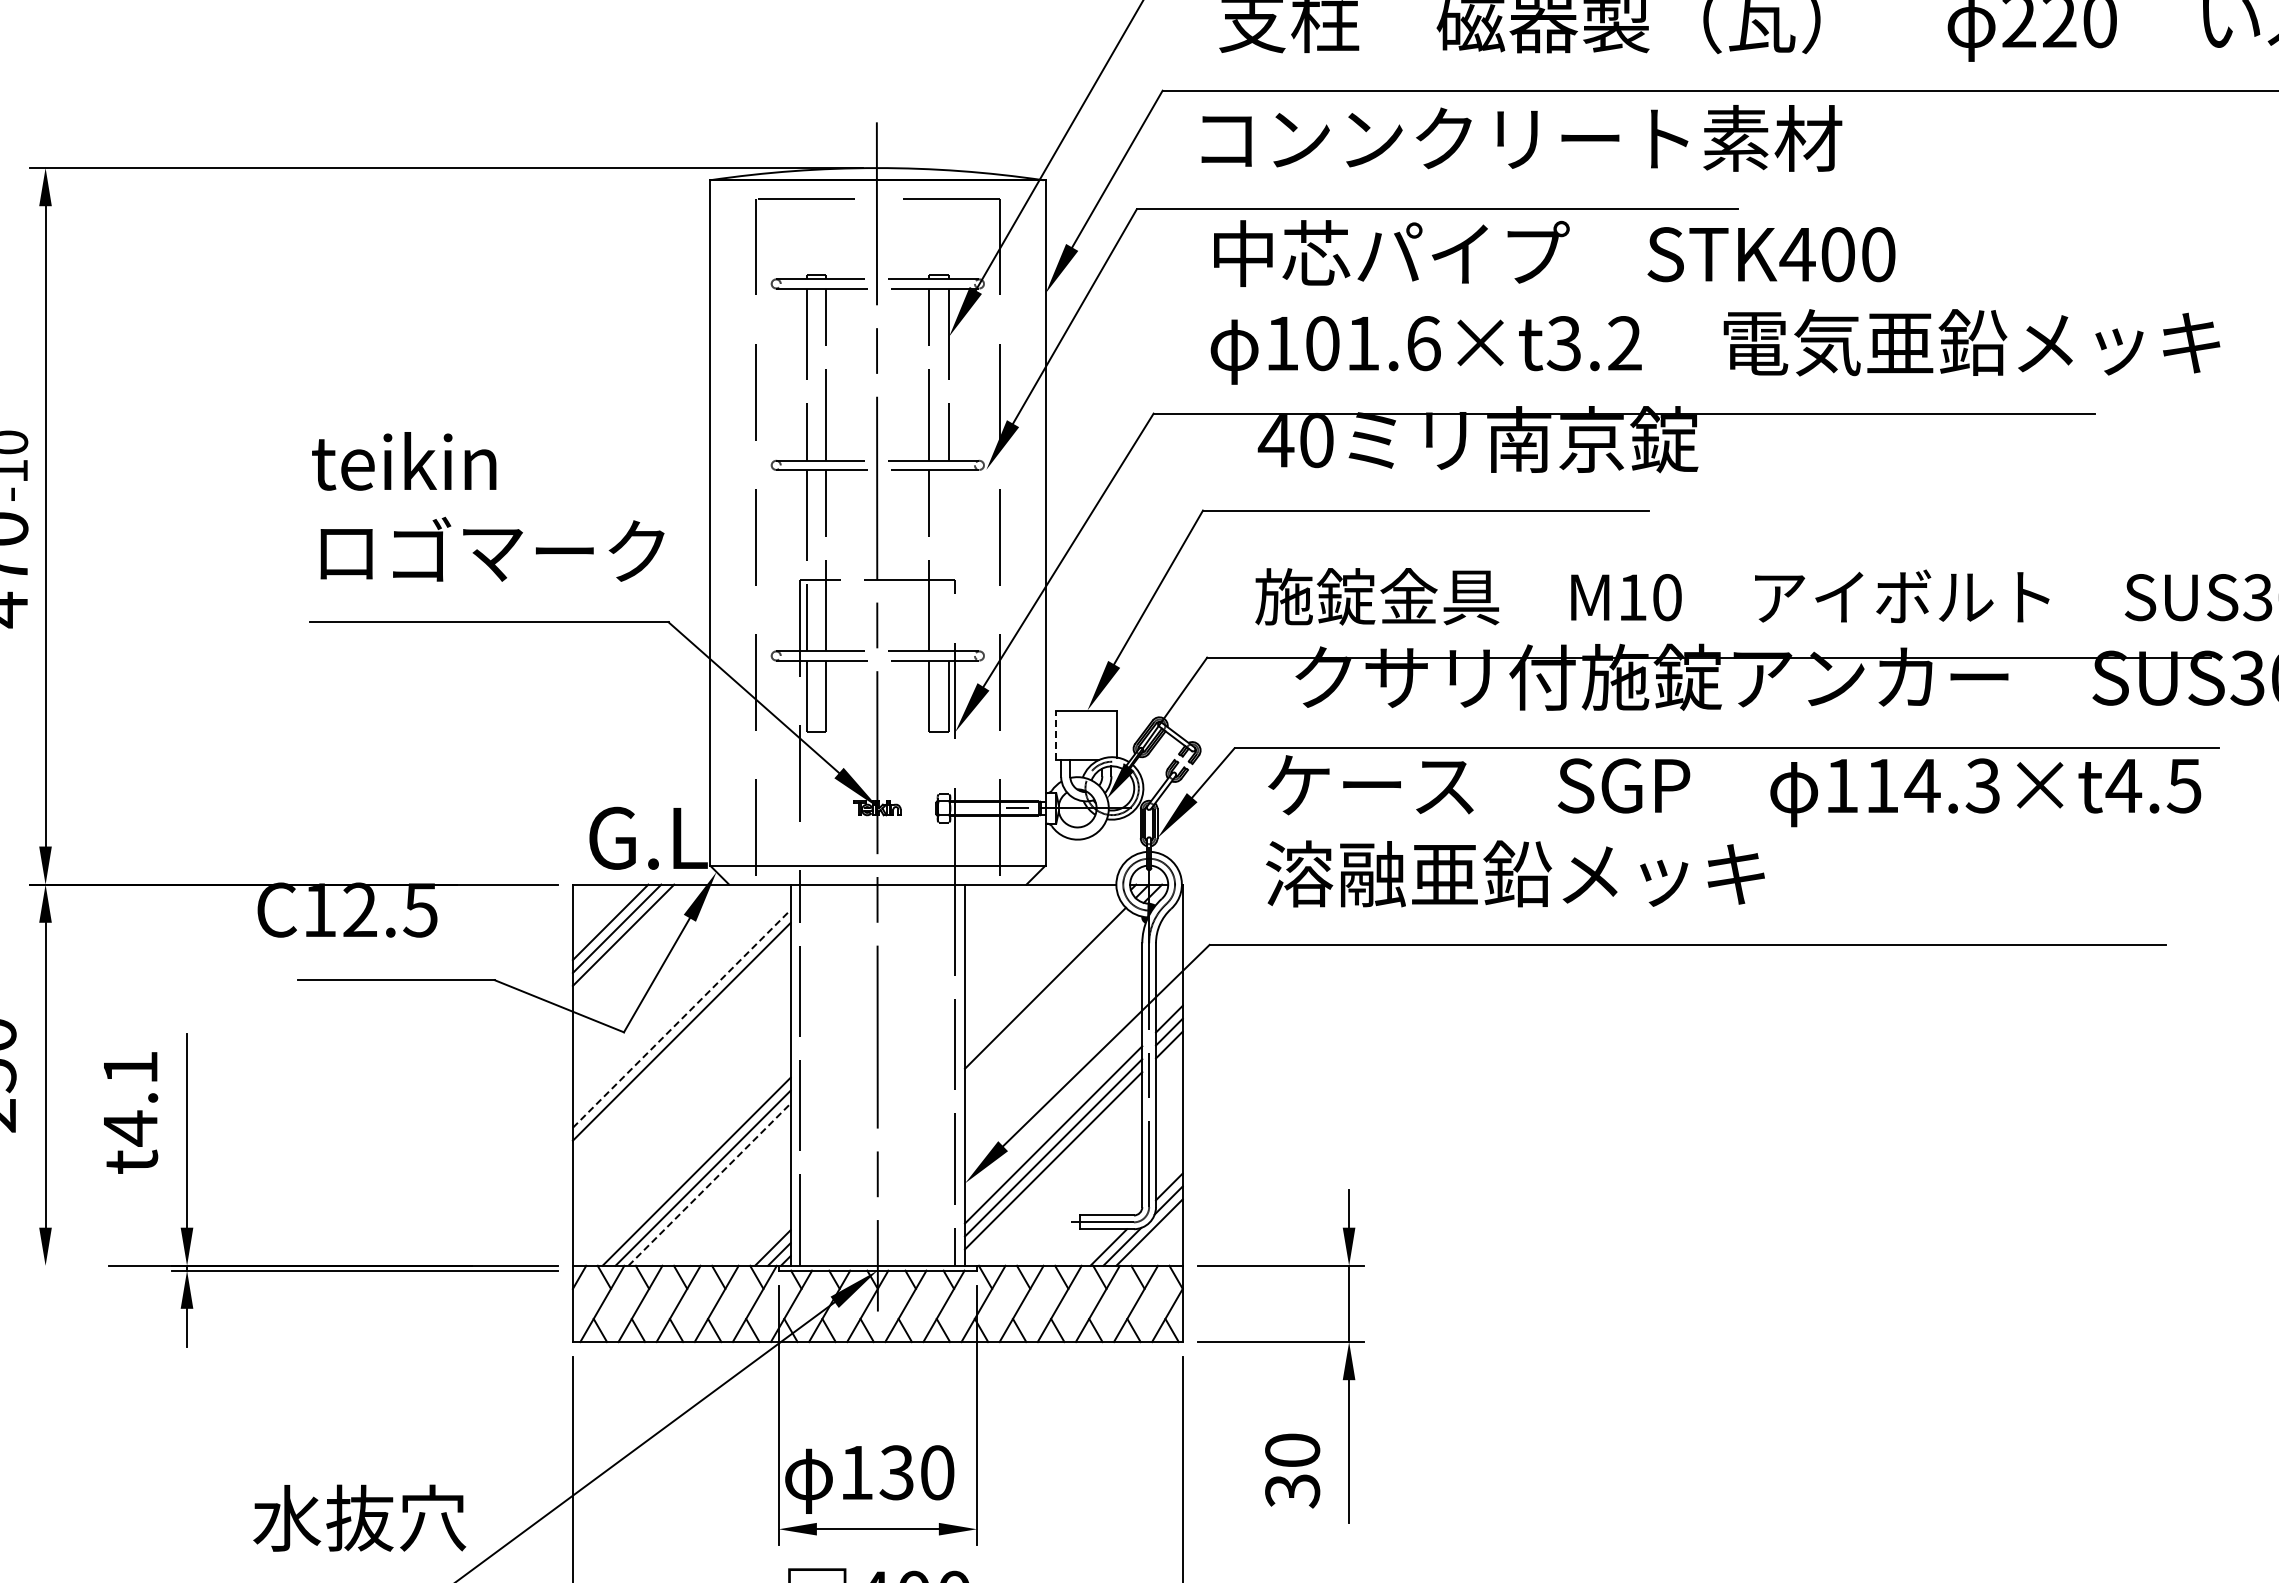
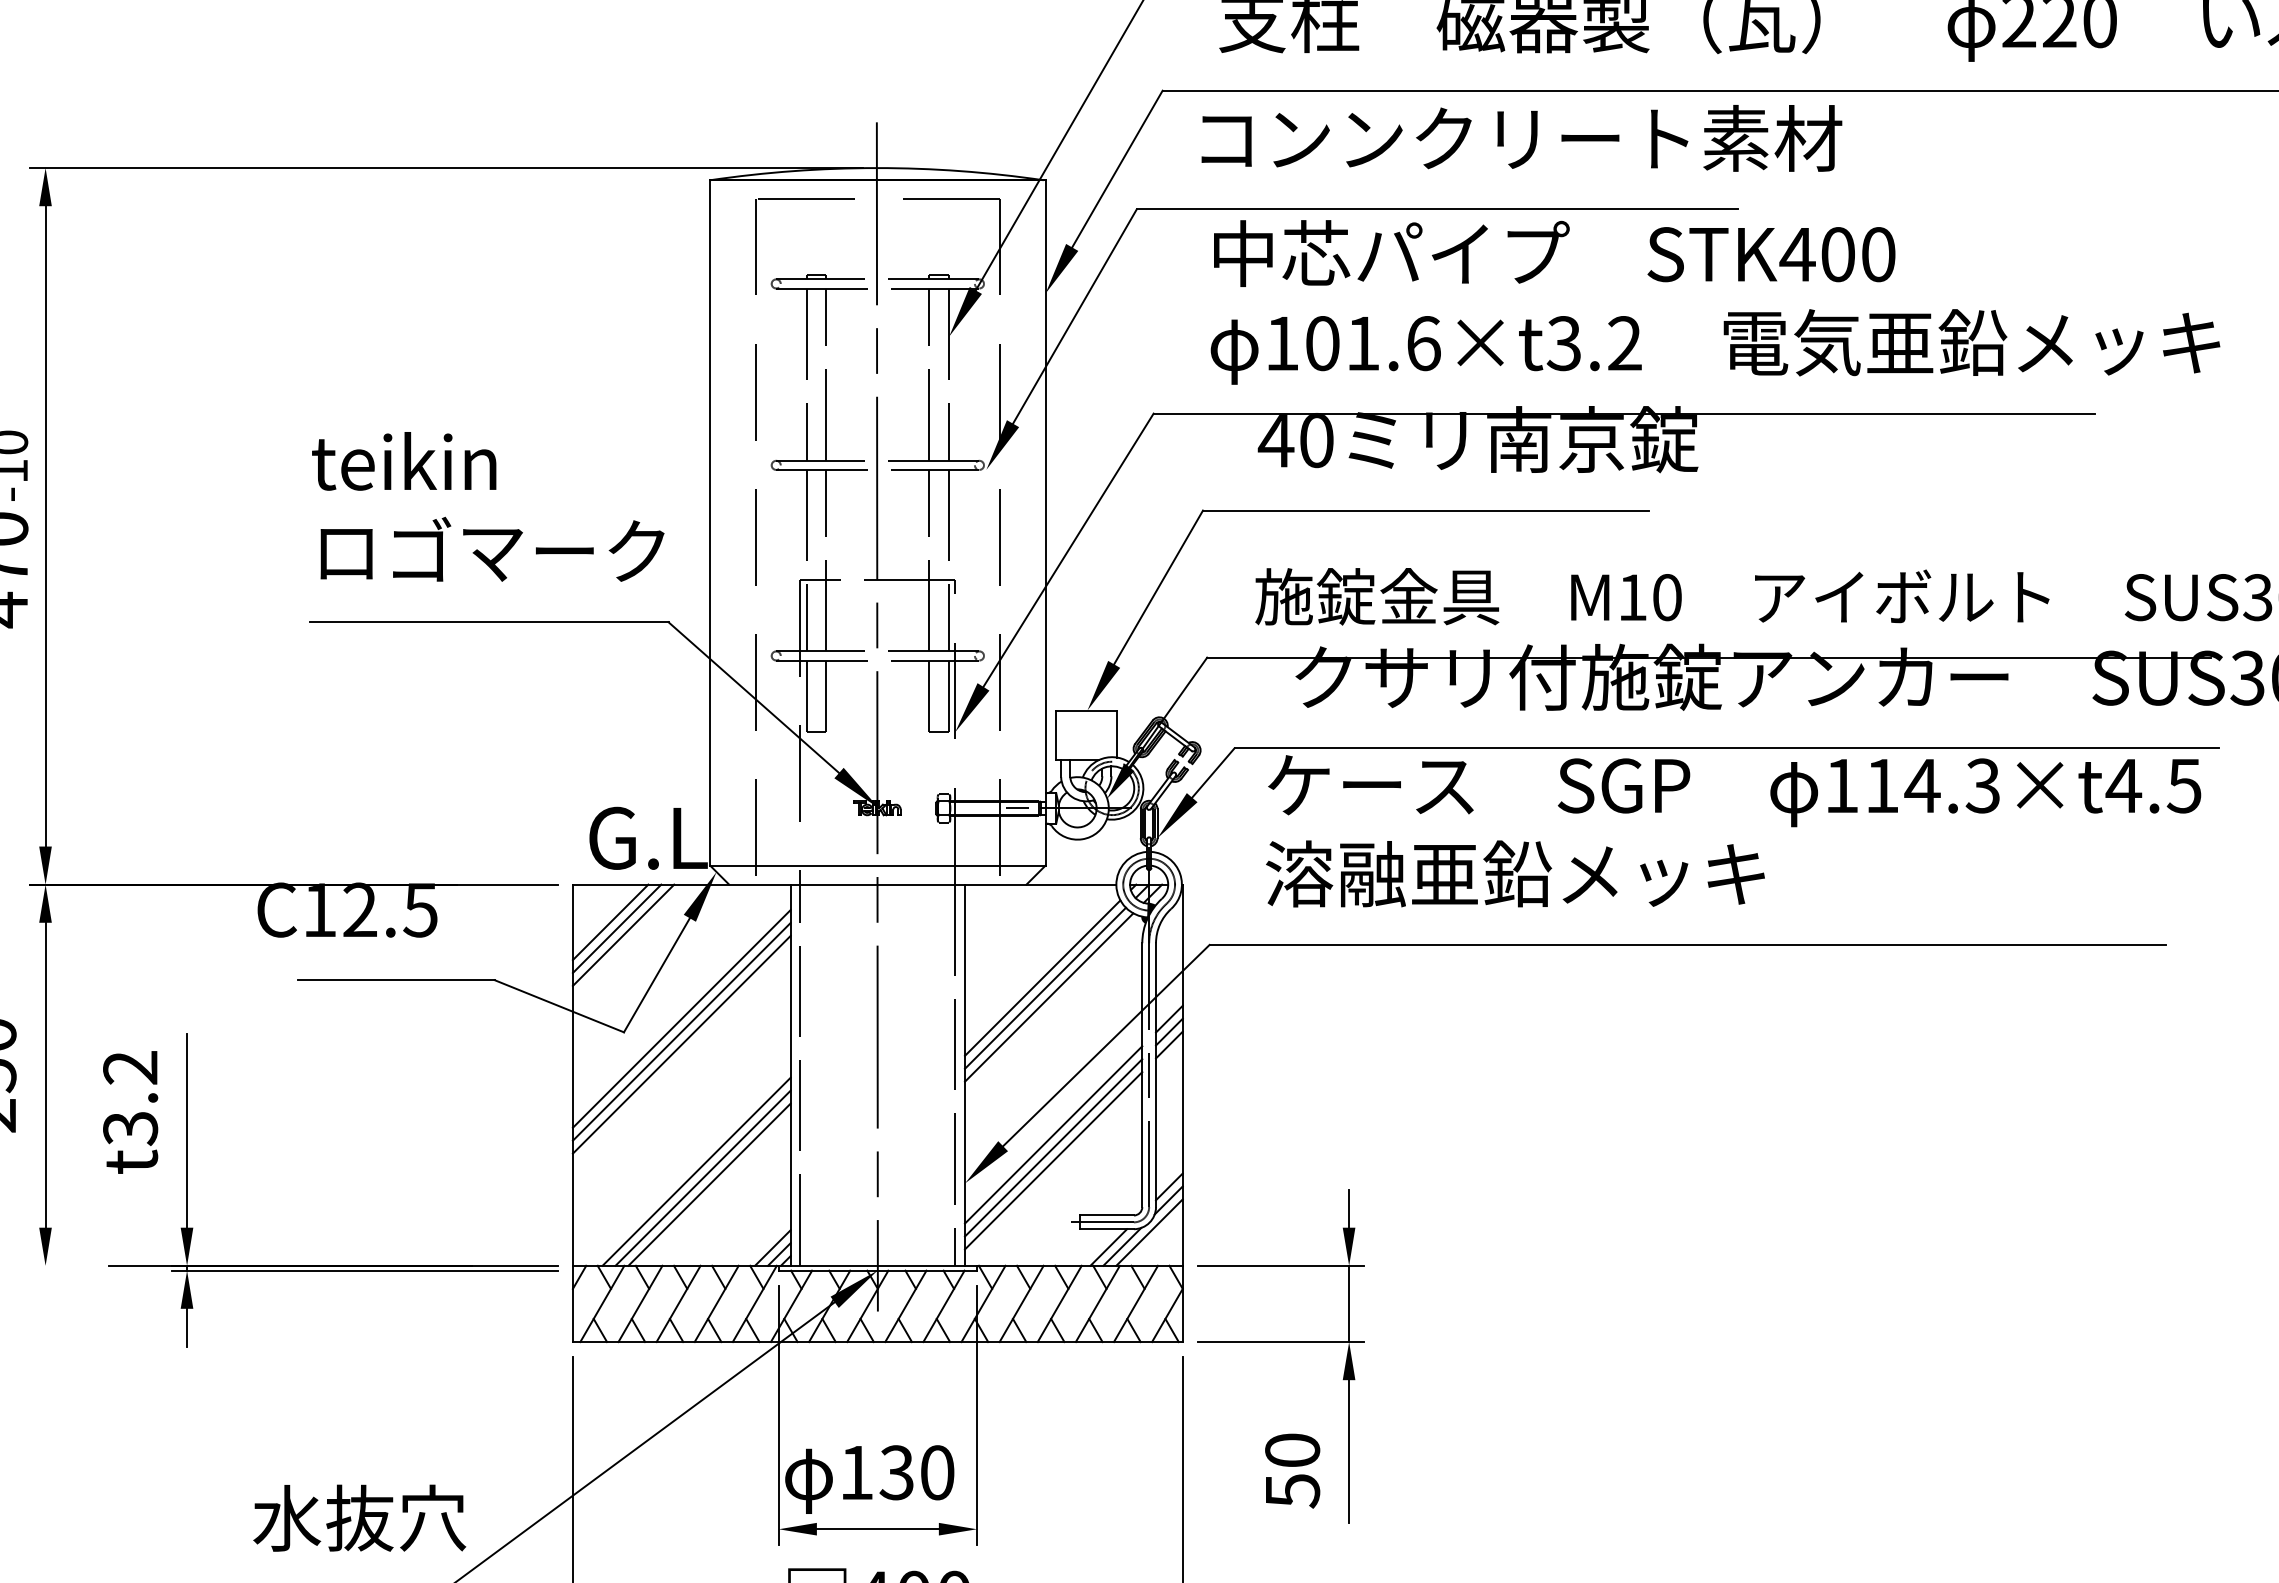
line: none -> present (949, 560)
line: dashed -> solid (1055, 735)
line: none -> present (1042, 977)
line: none -> present (1048, 997)
line: dashed -> solid (682, 1018)
line: none -> present (681, 1044)
text: t4.1 -> t3.2 (130, 1098)
line: dashed -> solid (709, 1184)
text: 30 -> 50 (1292, 1491)
